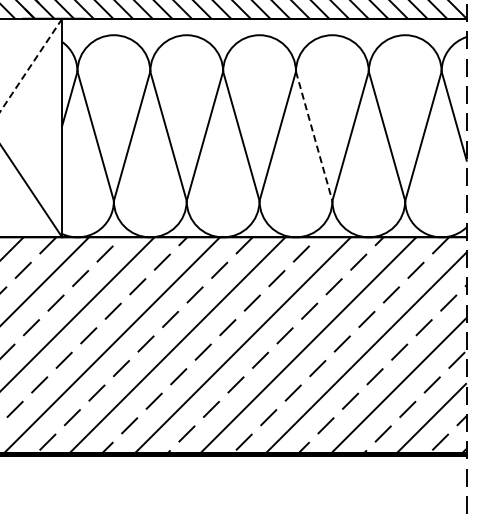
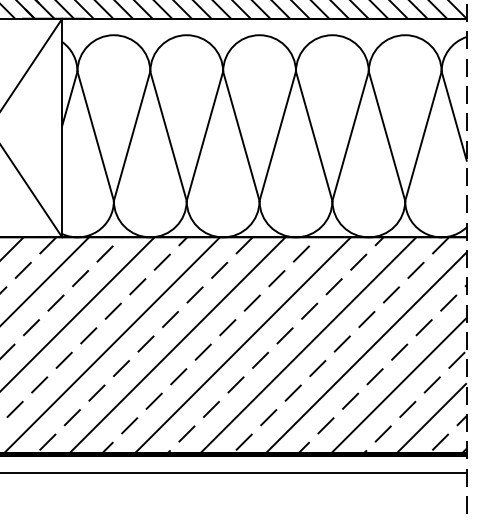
line: dashed -> solid (31, 65)
line: dashed -> solid (314, 136)
line: none -> present (234, 473)
